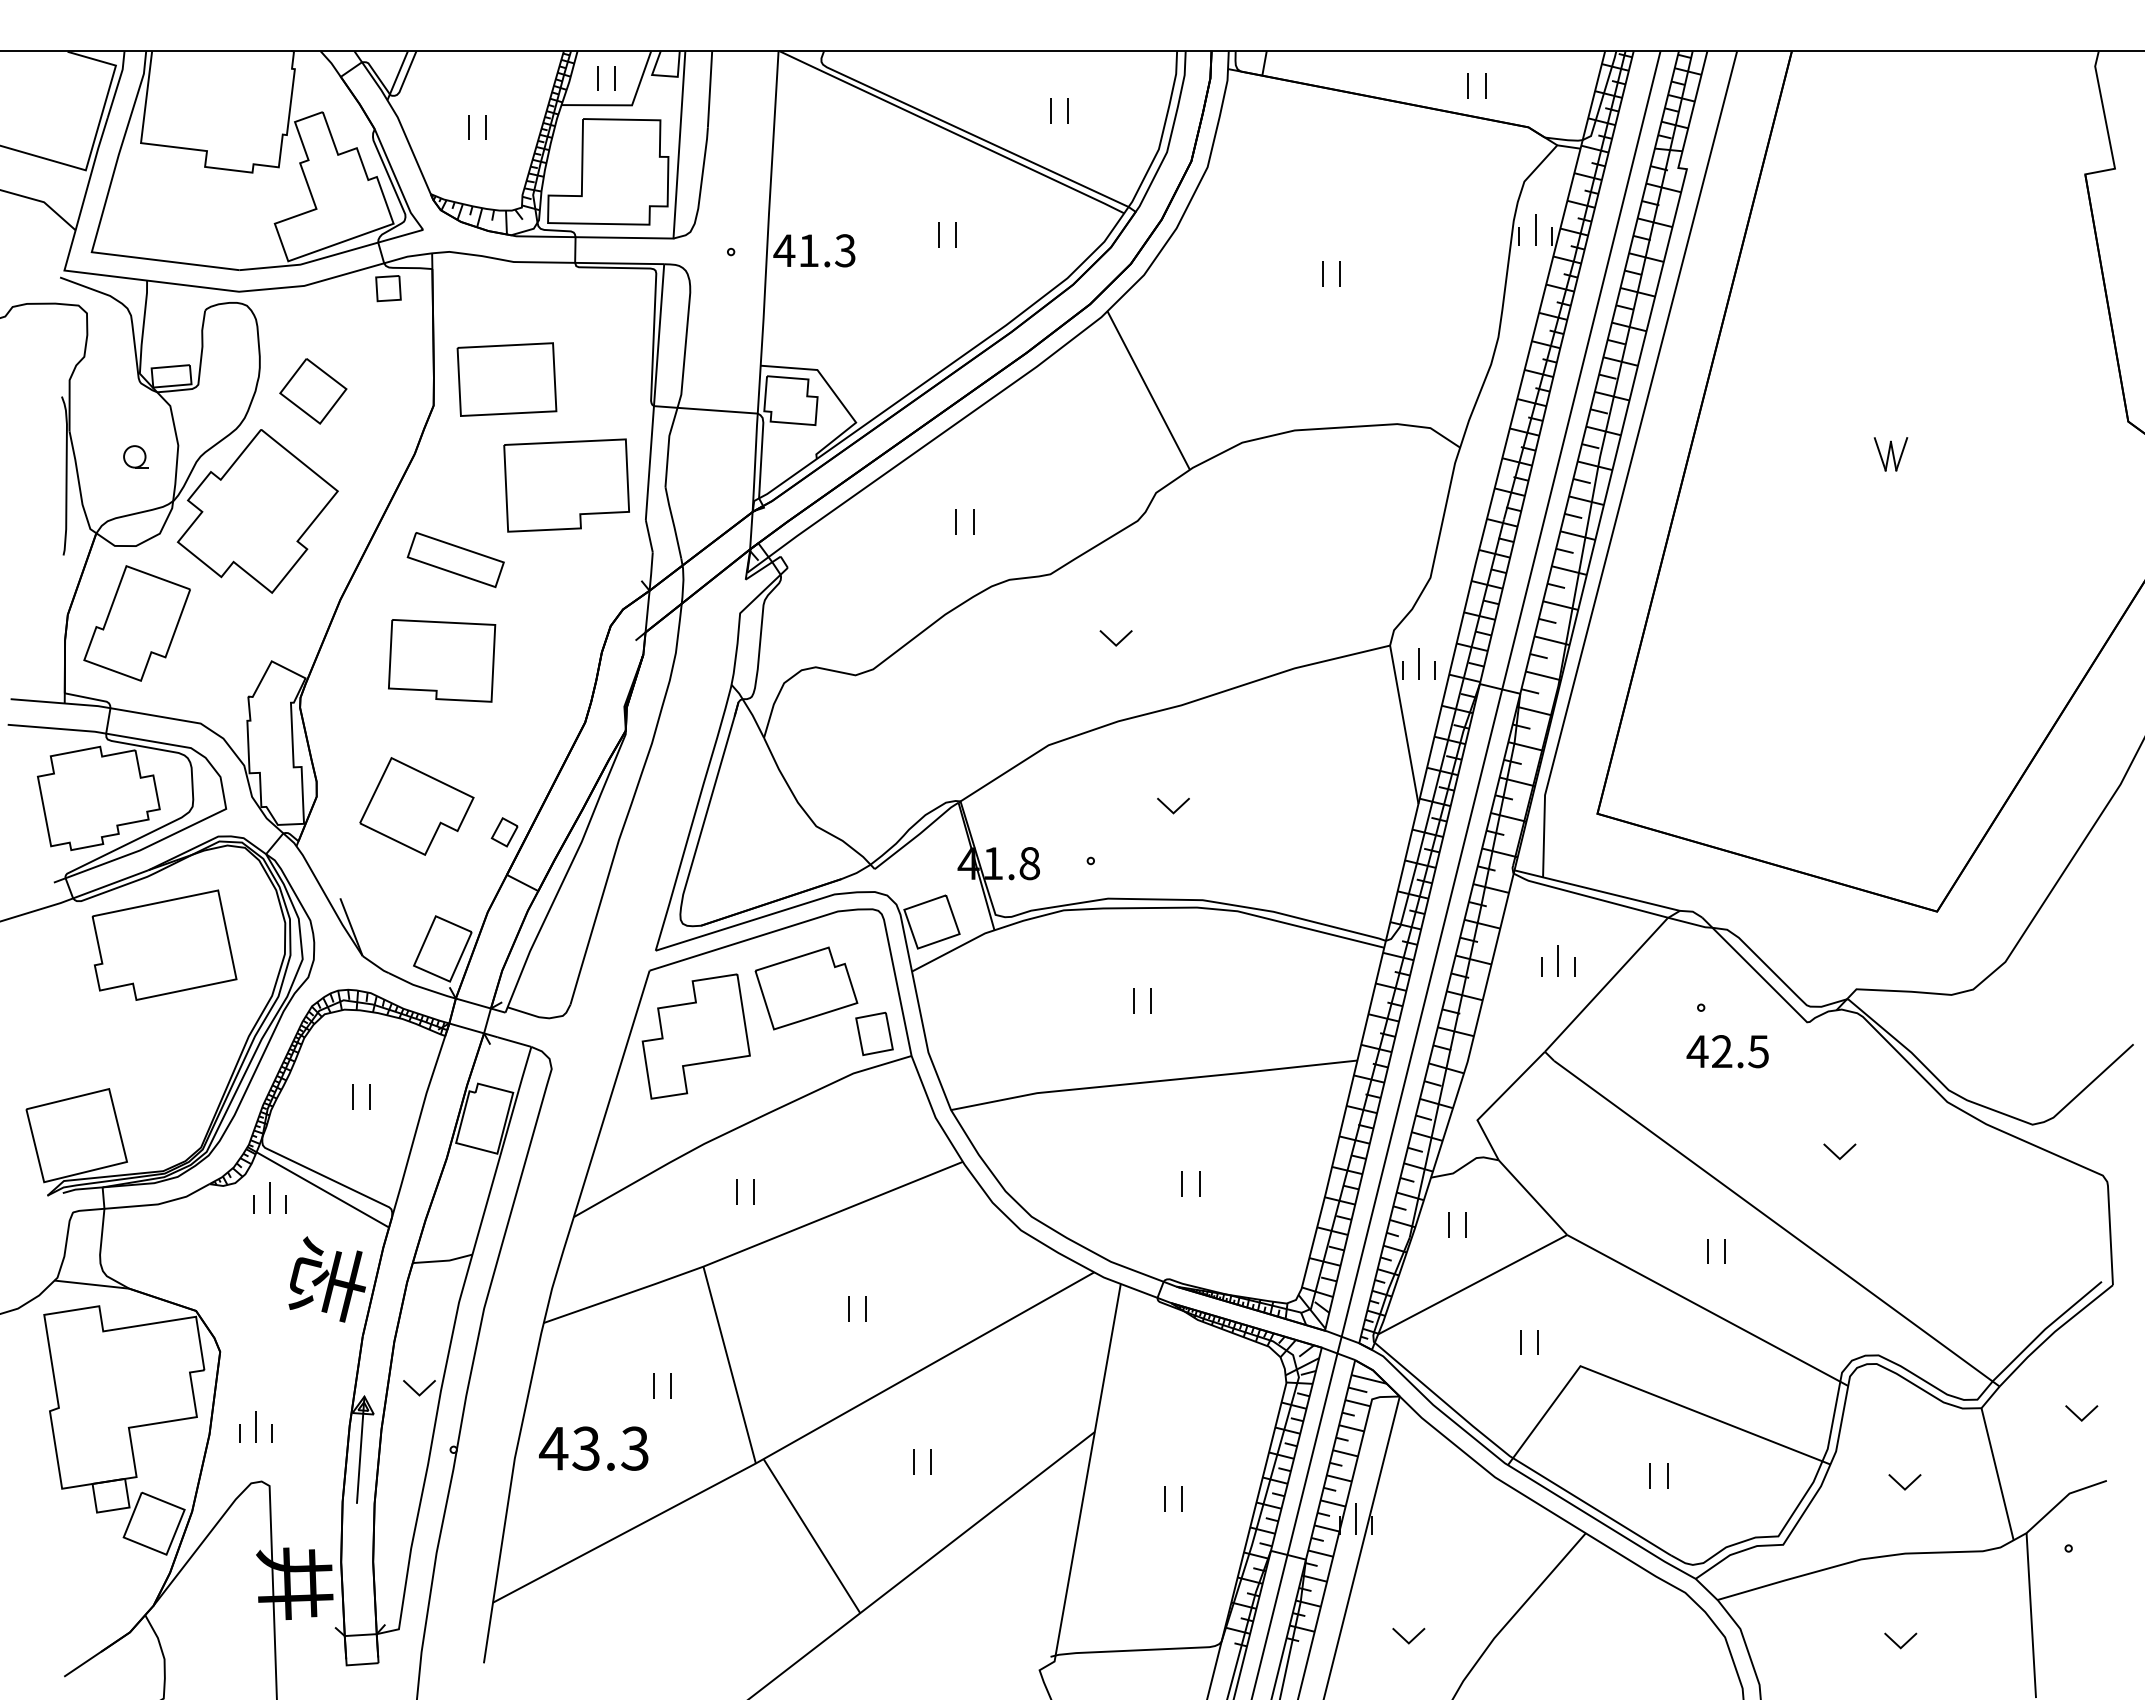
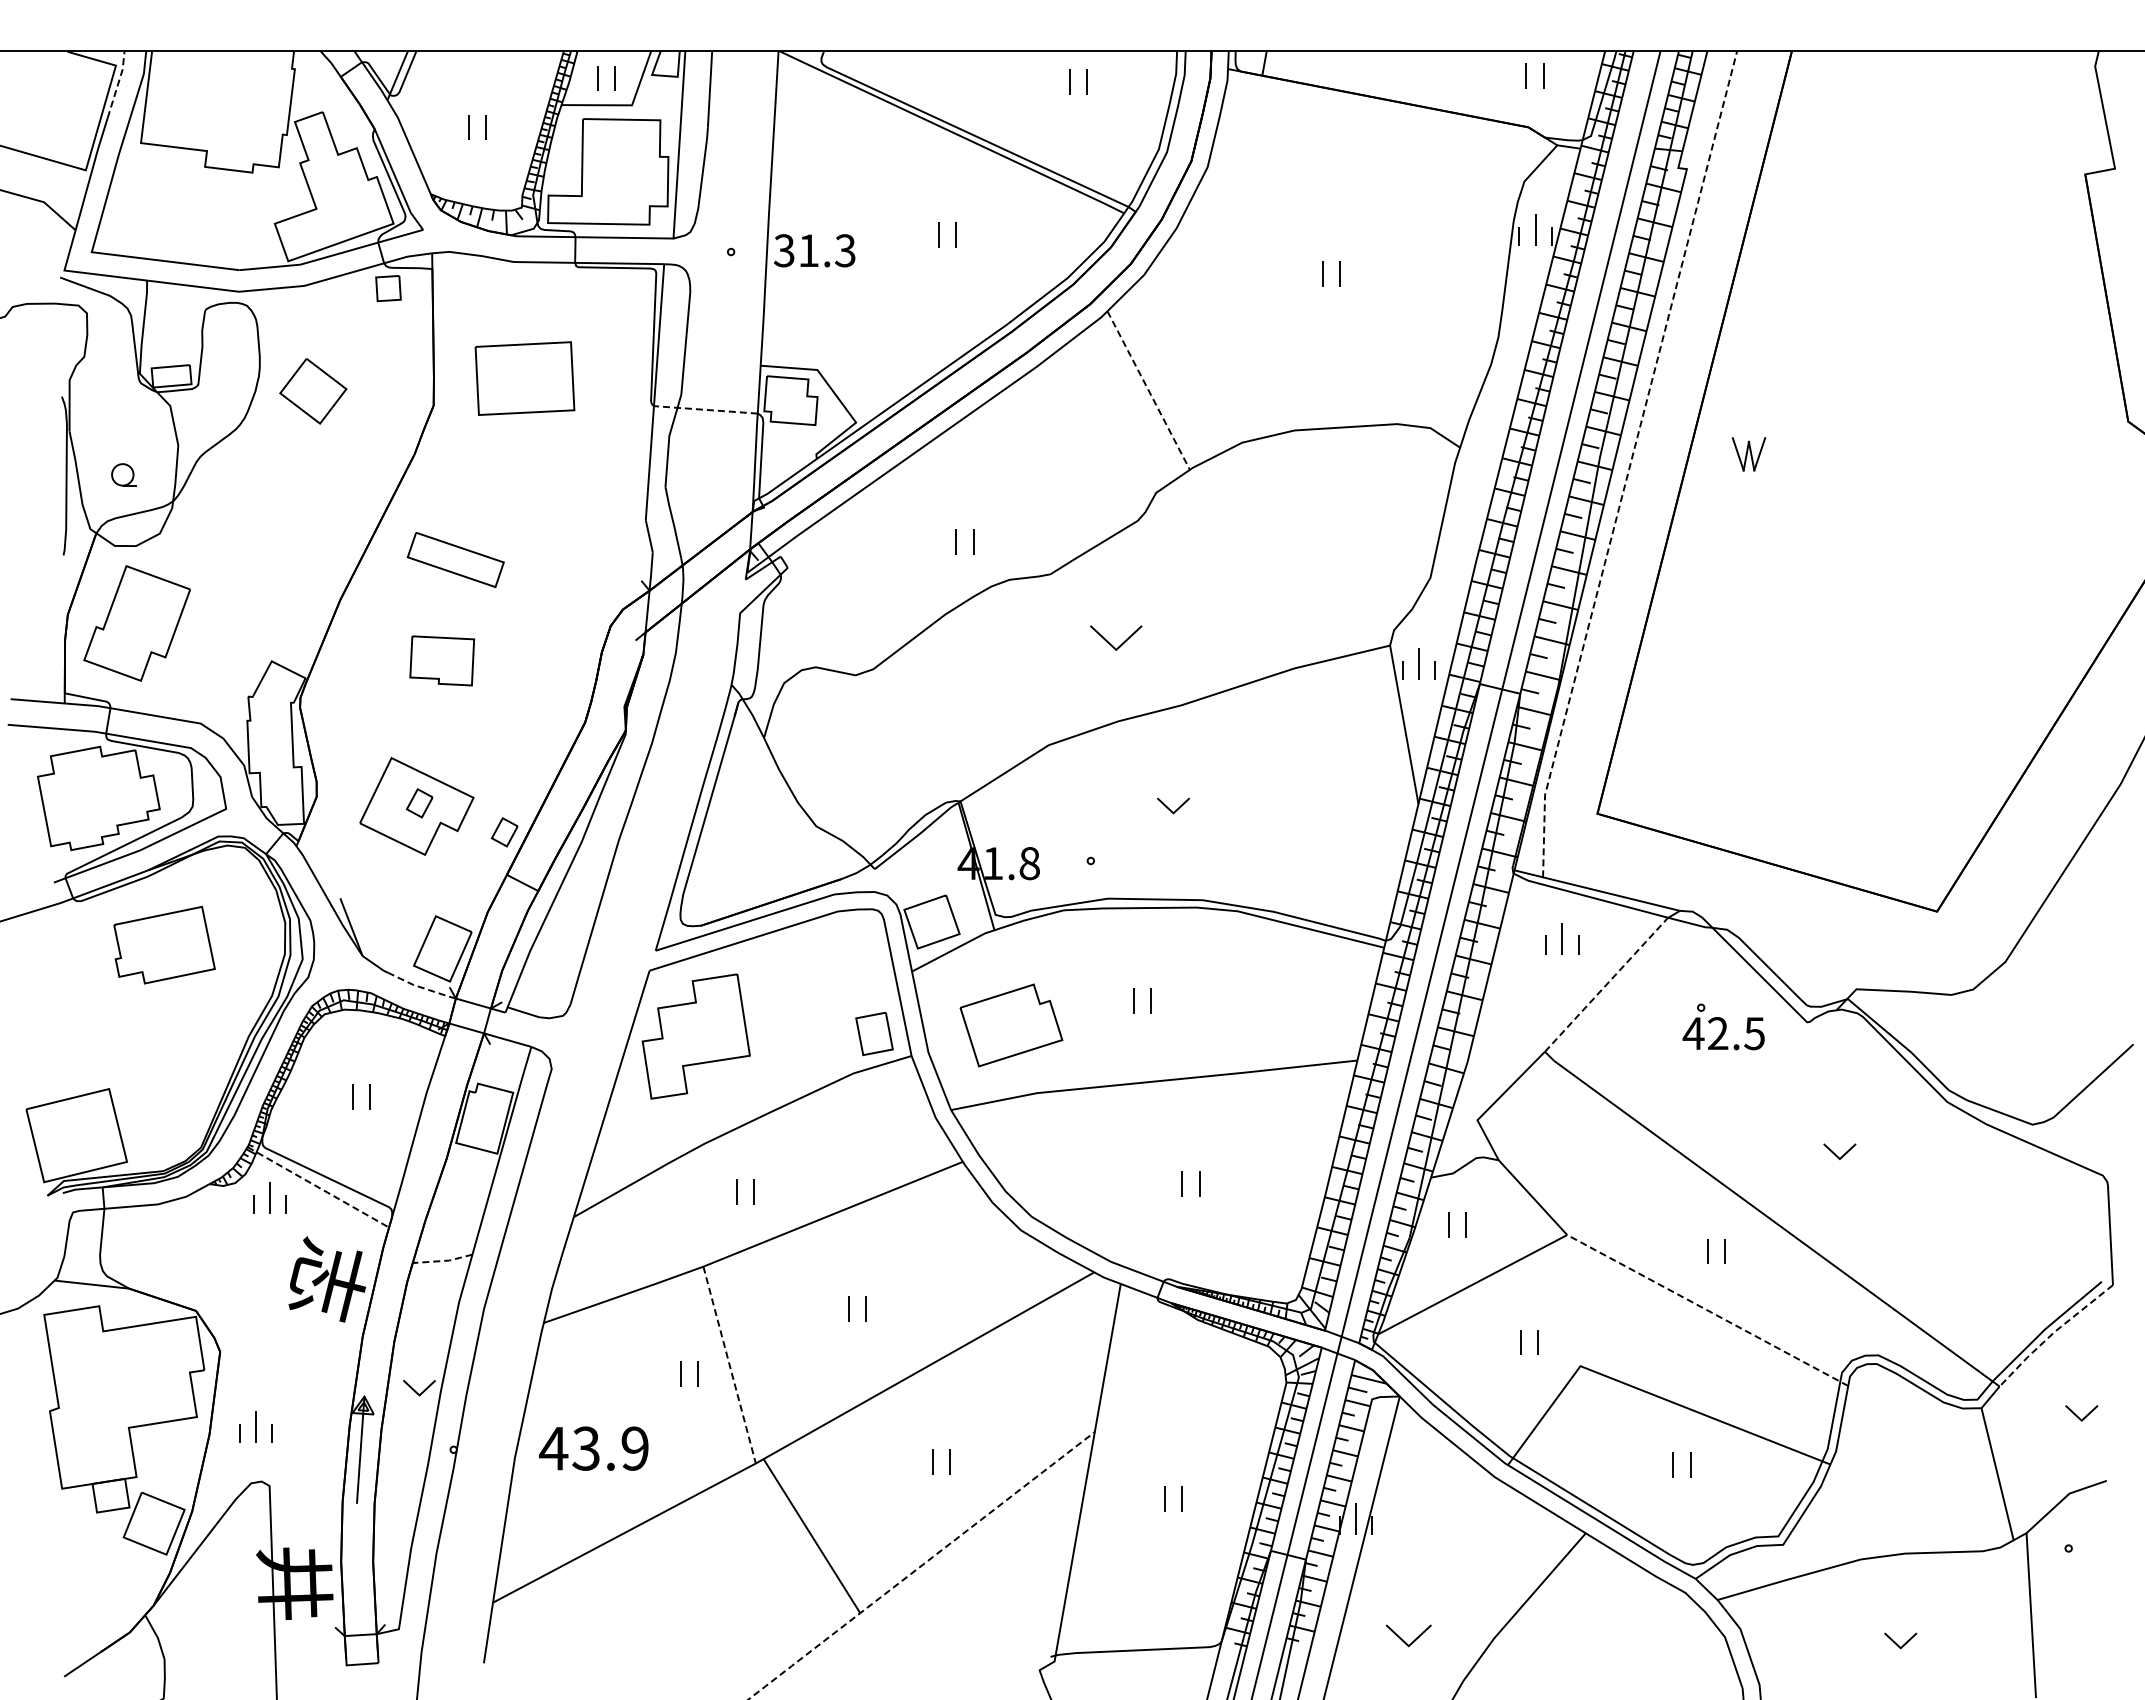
line: solid -> dashed (118, 83)
part position: (1468, 85) -> (1526, 75) (1526, 75)
part position: (1051, 110) -> (1070, 81) (1070, 81)
text: 41.3 -> 31.3 (784, 250)
part position: (506, 379) -> (524, 378) (524, 378)
line: solid -> dashed (1148, 391)
line: solid -> dashed (705, 409)
part position: (1890, 454) -> (1748, 454) (1748, 454)
part position: (135, 456) -> (123, 474) (123, 474)
line: solid -> dashed (1630, 463)
part: present -> none (566, 485)
part: present -> none (257, 511)
part position: (956, 521) -> (956, 541) (956, 541)
part size: 34x17 px -> 53x26 px (1116, 637)
part size: 109x84 px -> 66x52 px (441, 660)
part: none -> present (419, 803)
part size: 147x112 px -> 103x80 px (164, 944)
part position: (1558, 960) -> (1562, 938) (1562, 938)
line: solid -> dashed (1606, 985)
line: solid -> dashed (421, 987)
part position: (806, 988) -> (1011, 1025) (1011, 1025)
text position: (1727, 1051) -> (1723, 1033) (1723, 1033)
line: solid -> dashed (318, 1187)
line: solid -> dashed (443, 1260)
line: solid -> dashed (1708, 1310)
line: solid -> dashed (2053, 1333)
line: solid -> dashed (729, 1365)
part position: (654, 1385) -> (681, 1373) (681, 1373)
text: 43.3 -> 43.9 (634, 1448)
part position: (914, 1461) -> (933, 1461) (933, 1461)
part position: (1650, 1475) -> (1673, 1464) (1673, 1464)
part: present -> none (1904, 1482)
line: solid -> dashed (921, 1566)
part size: 34x17 px -> 47x24 px (1408, 1635)
